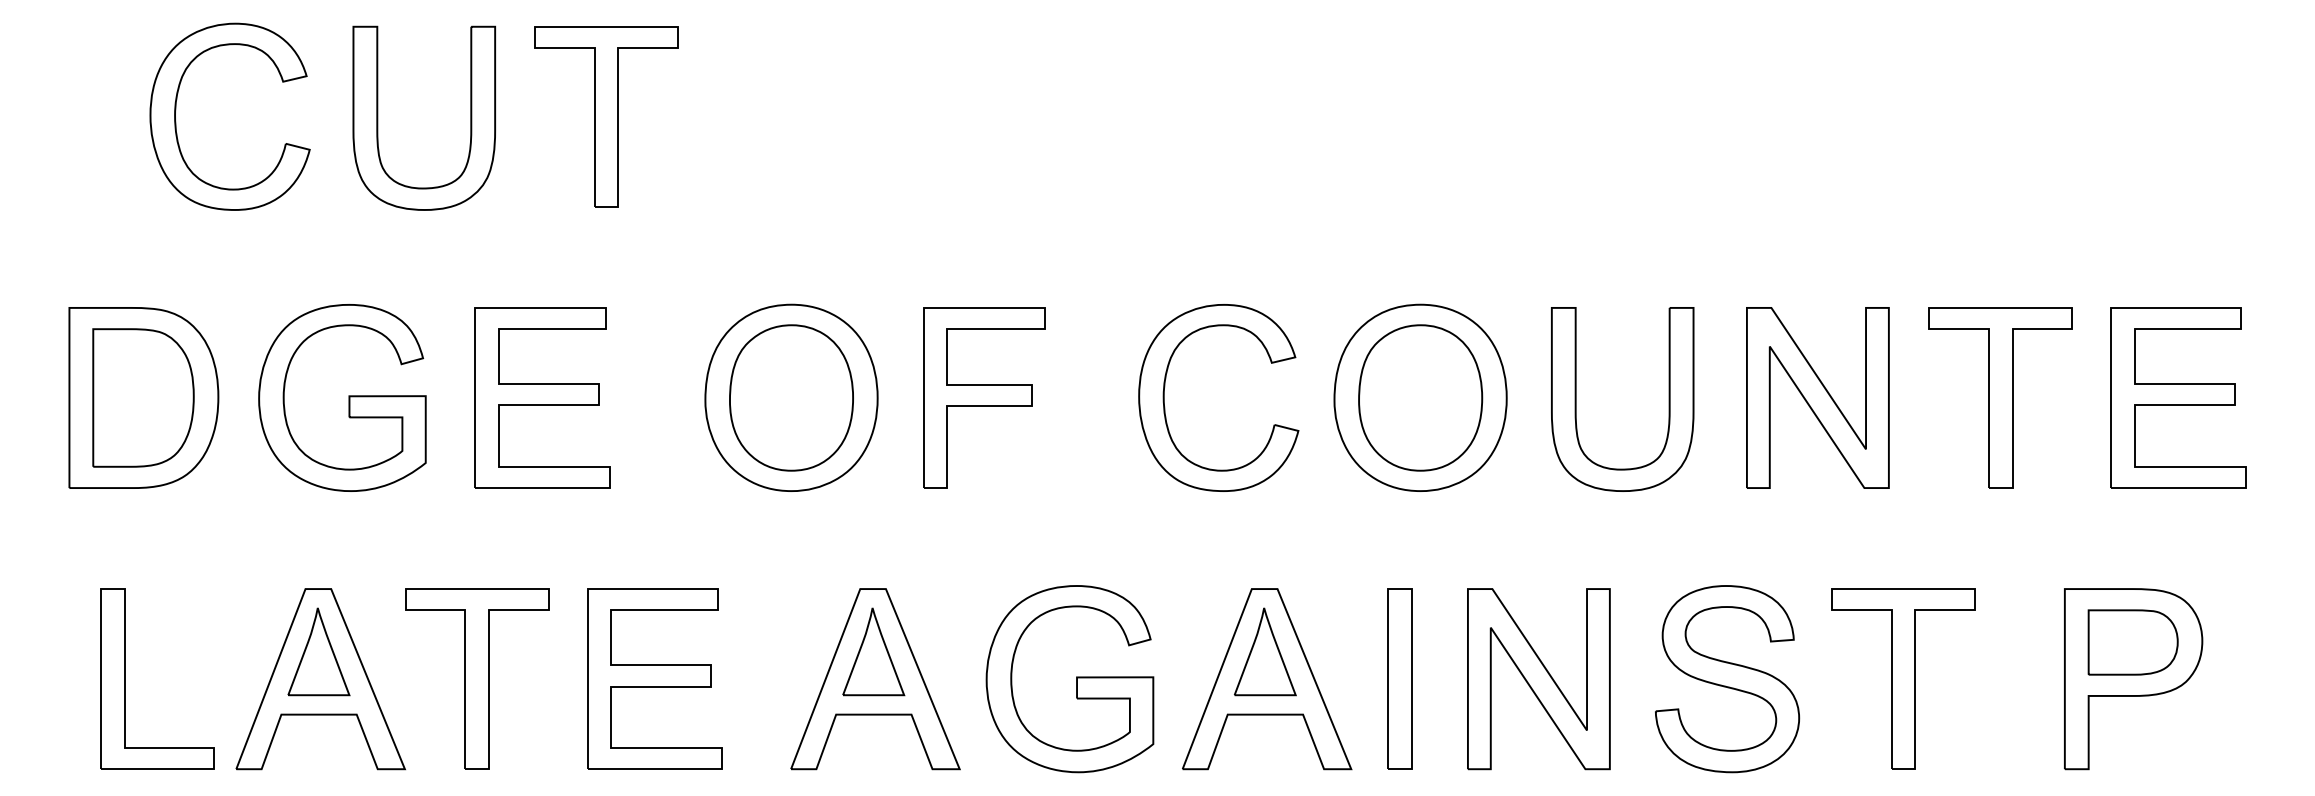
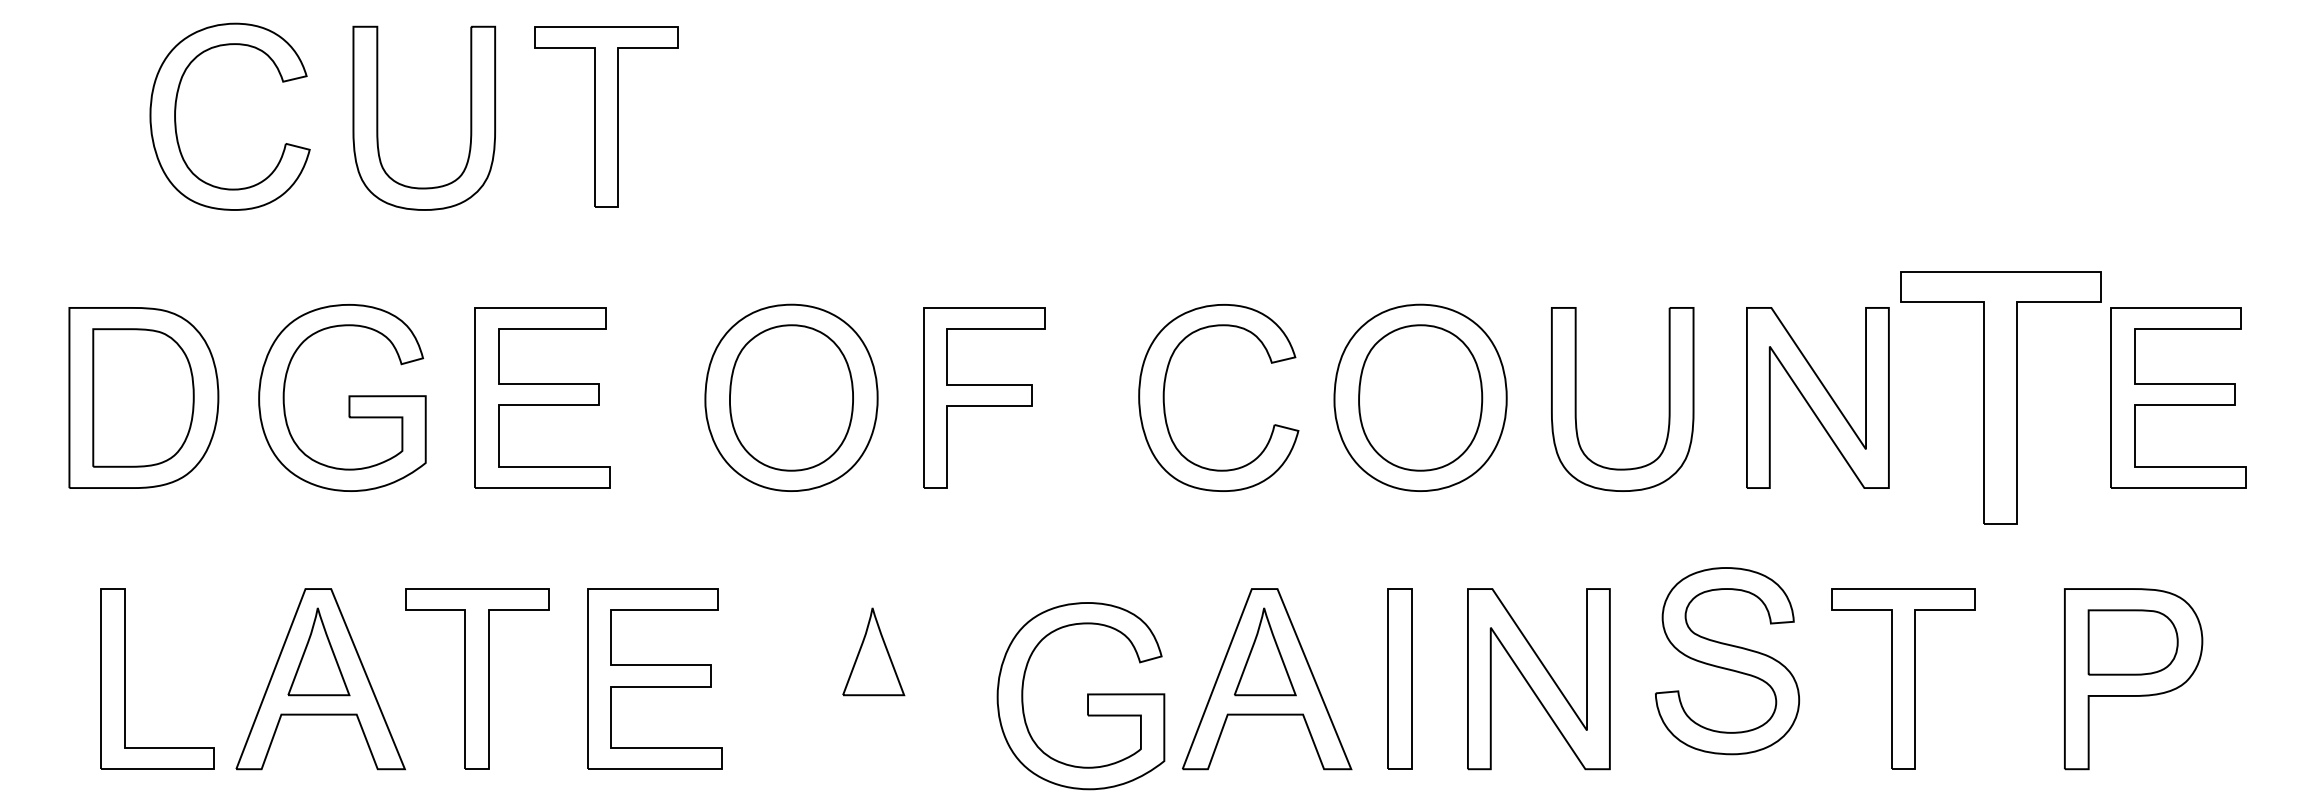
part size: 145x182 px -> 202x254 px (2000, 397)
part: present -> none (875, 679)
part position: (1076, 679) -> (1087, 696) (1087, 696)
part position: (1727, 679) -> (1727, 661) (1727, 661)
